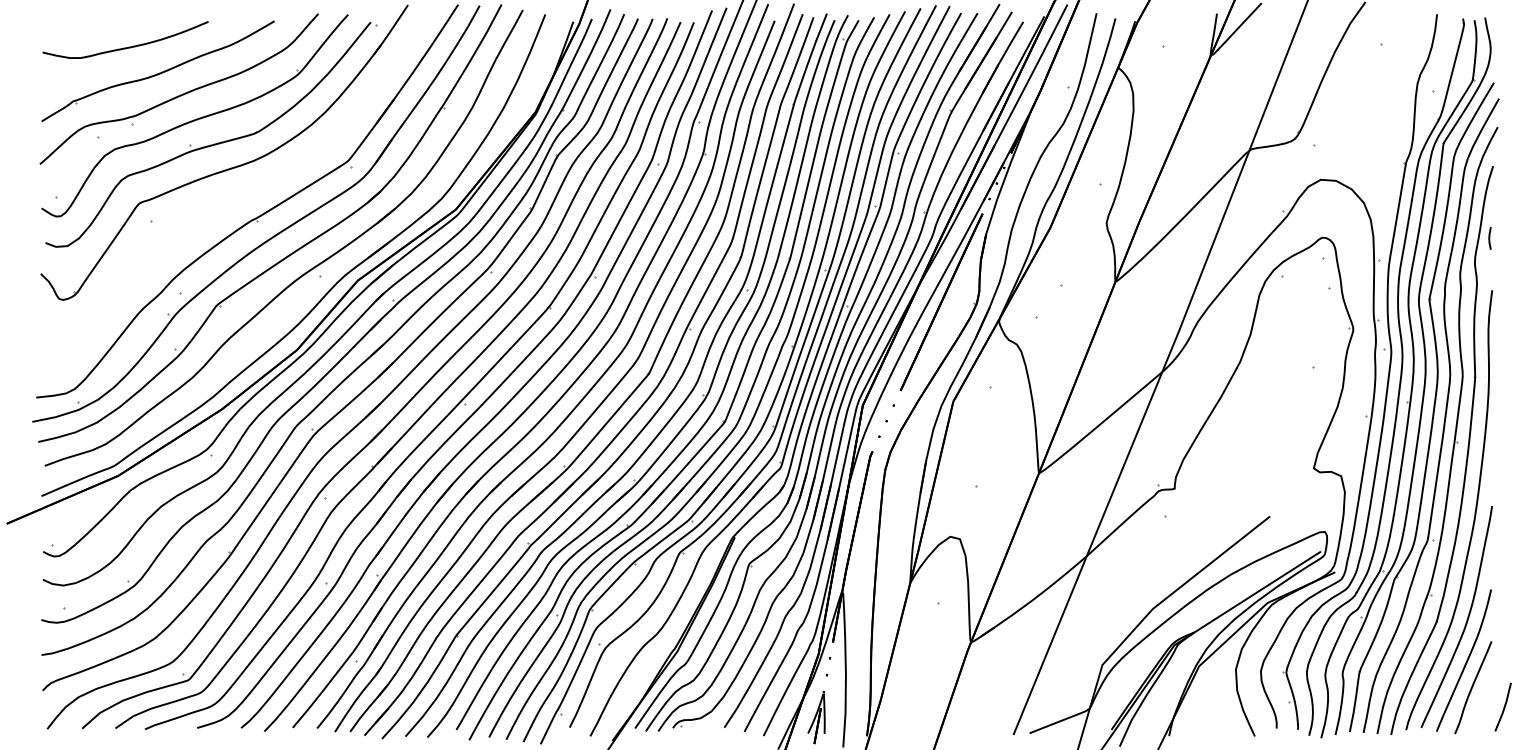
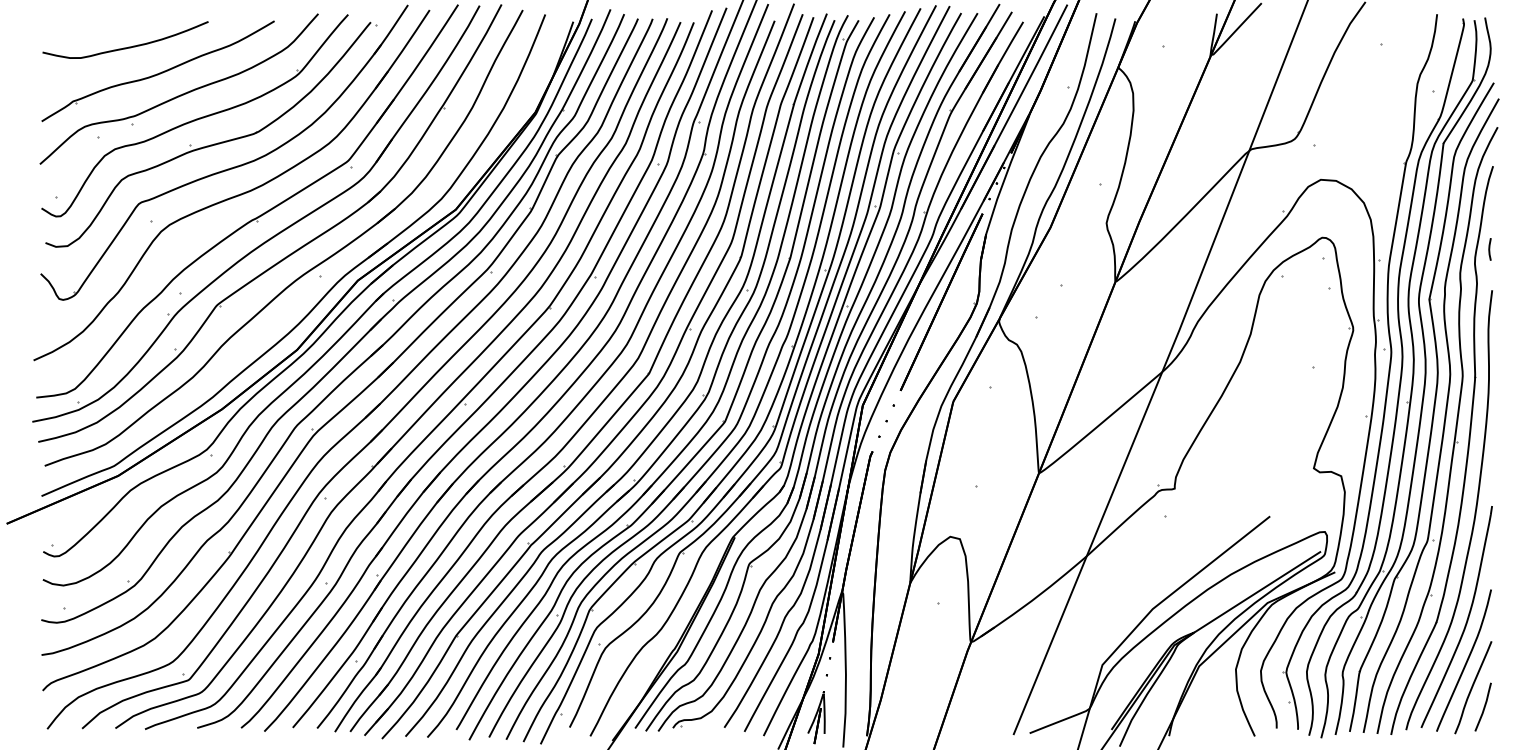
part: none -> present (235, 195)
line position: (1489, 238) -> (1489, 249) (1489, 249)
line position: (1503, 706) -> (1483, 706) (1483, 706)
